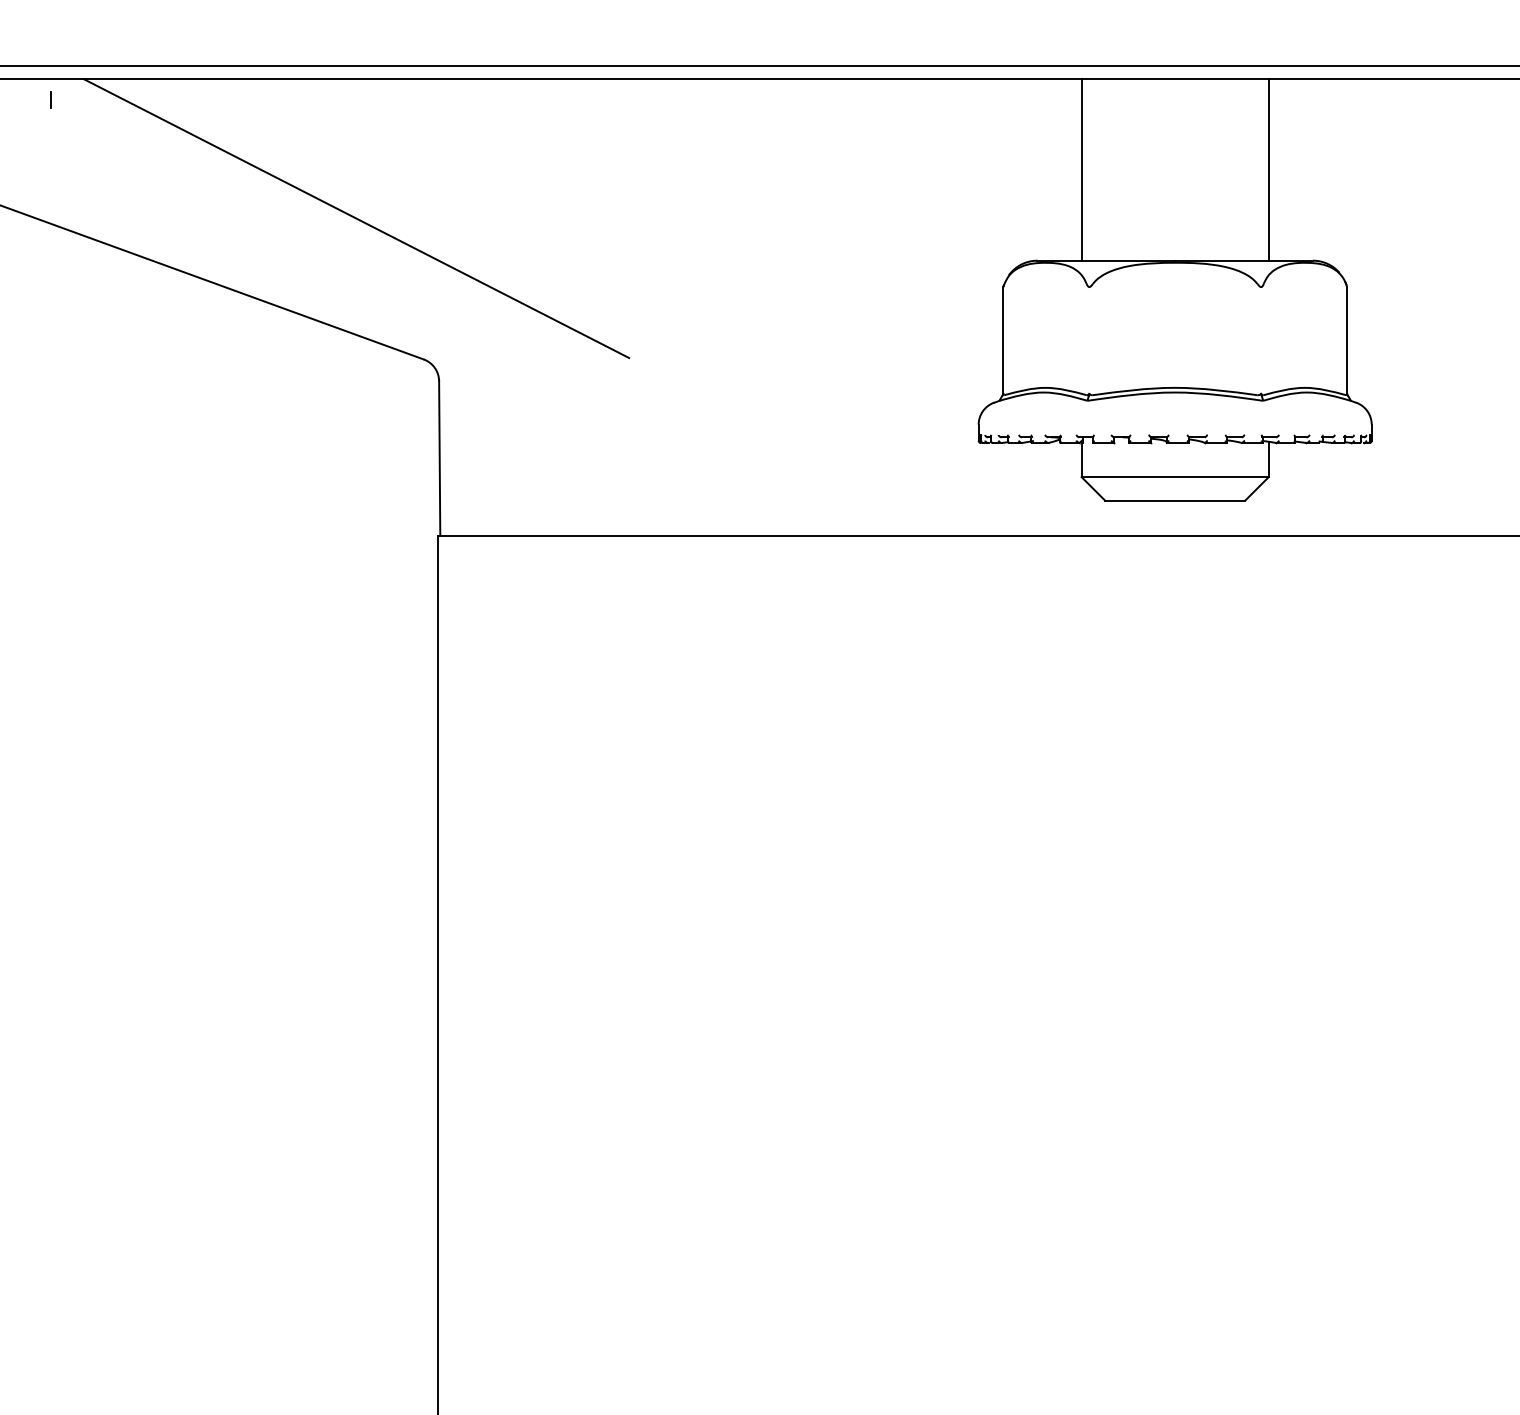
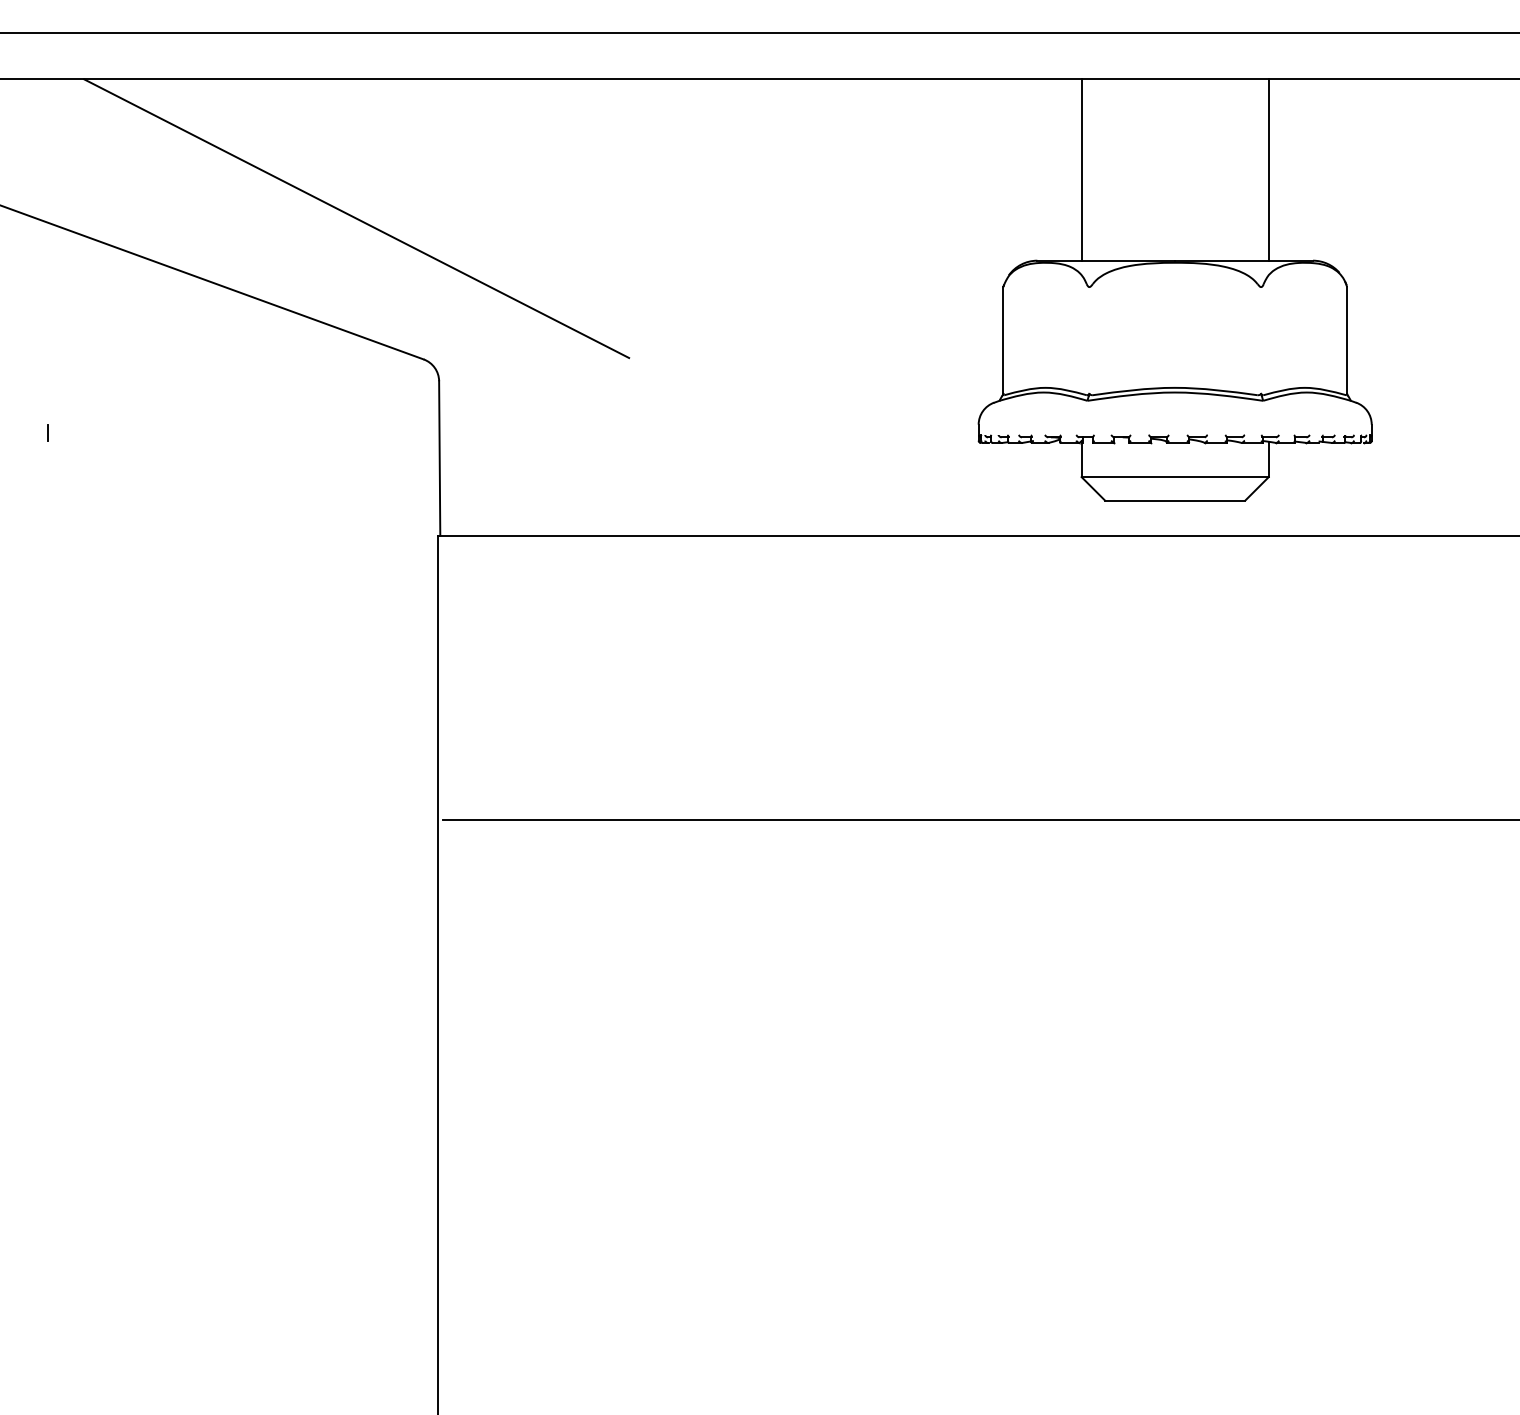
line position: (759, 65) -> (759, 32) (759, 32)
line position: (50, 99) -> (47, 432) (47, 432)
line: none -> present (979, 819)
